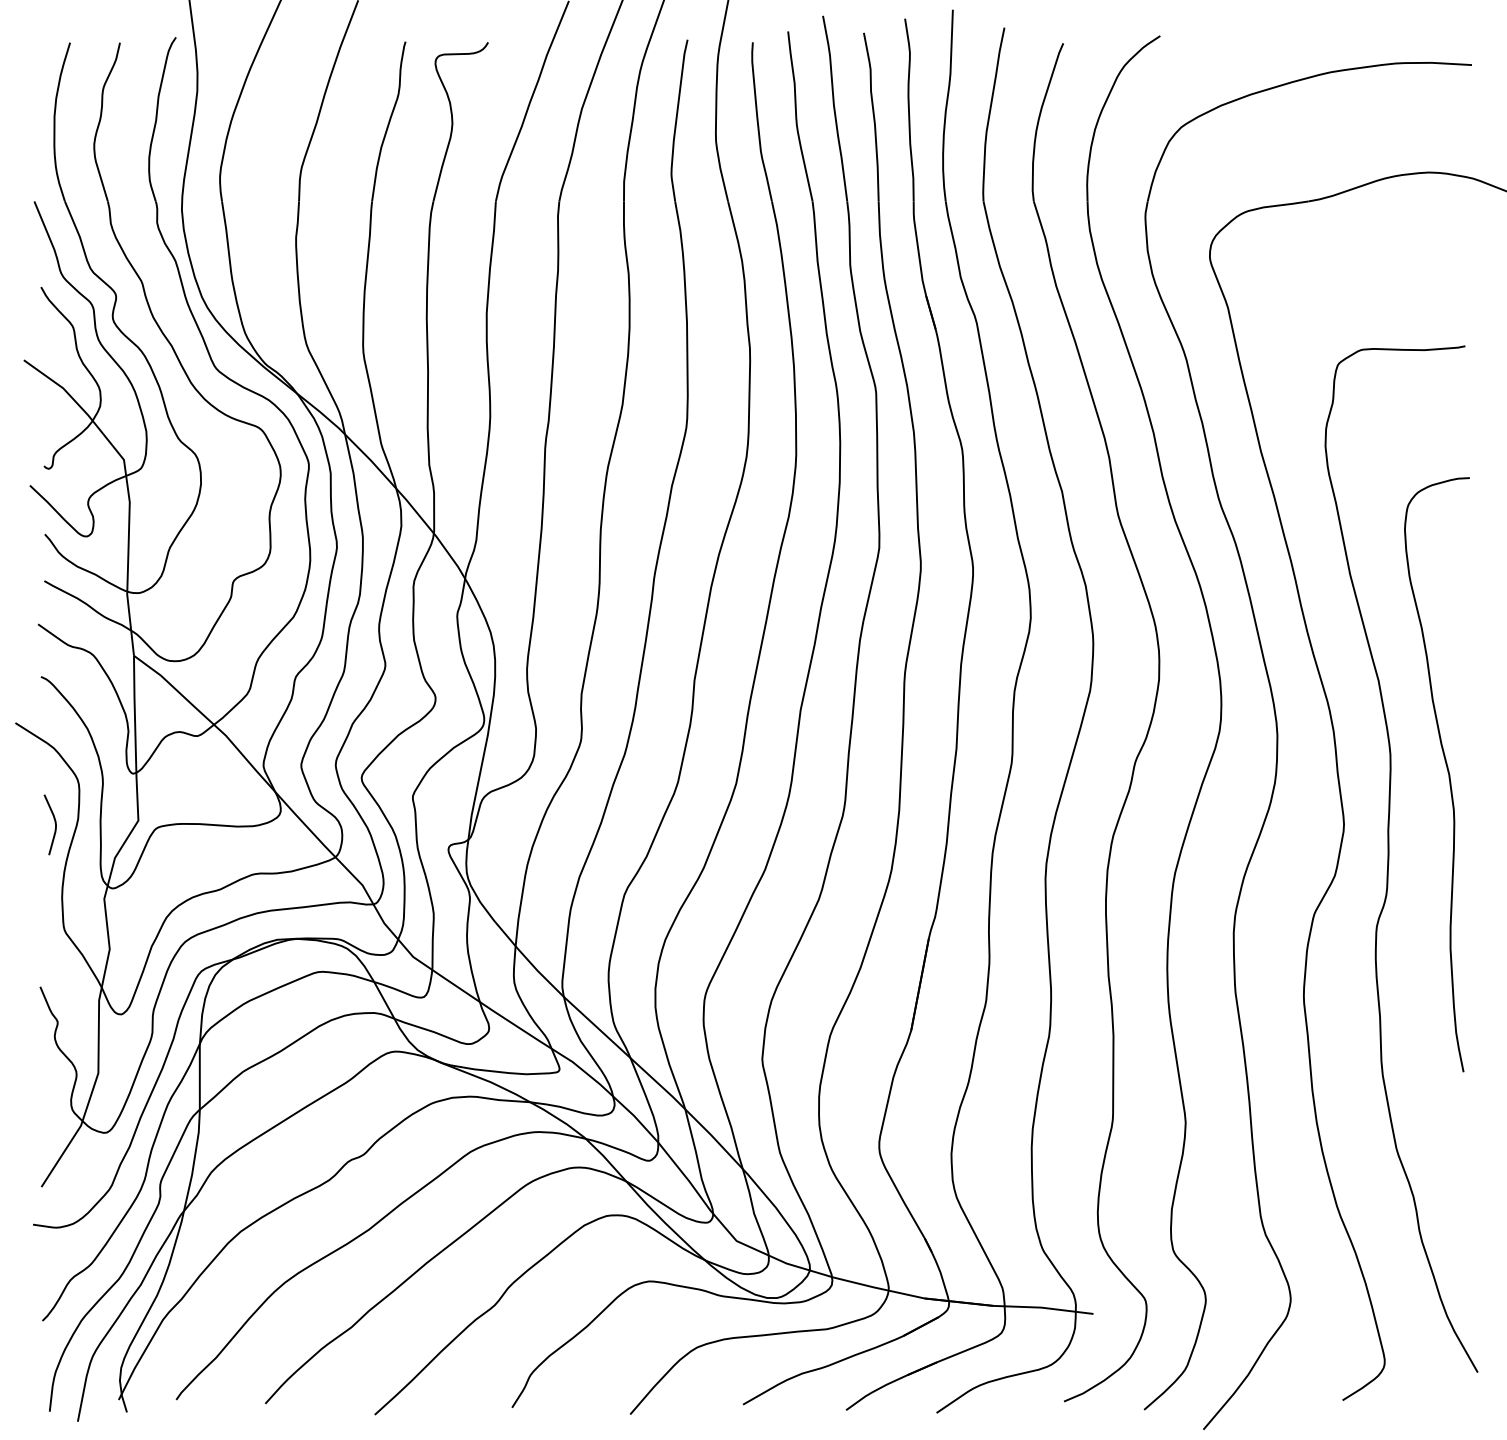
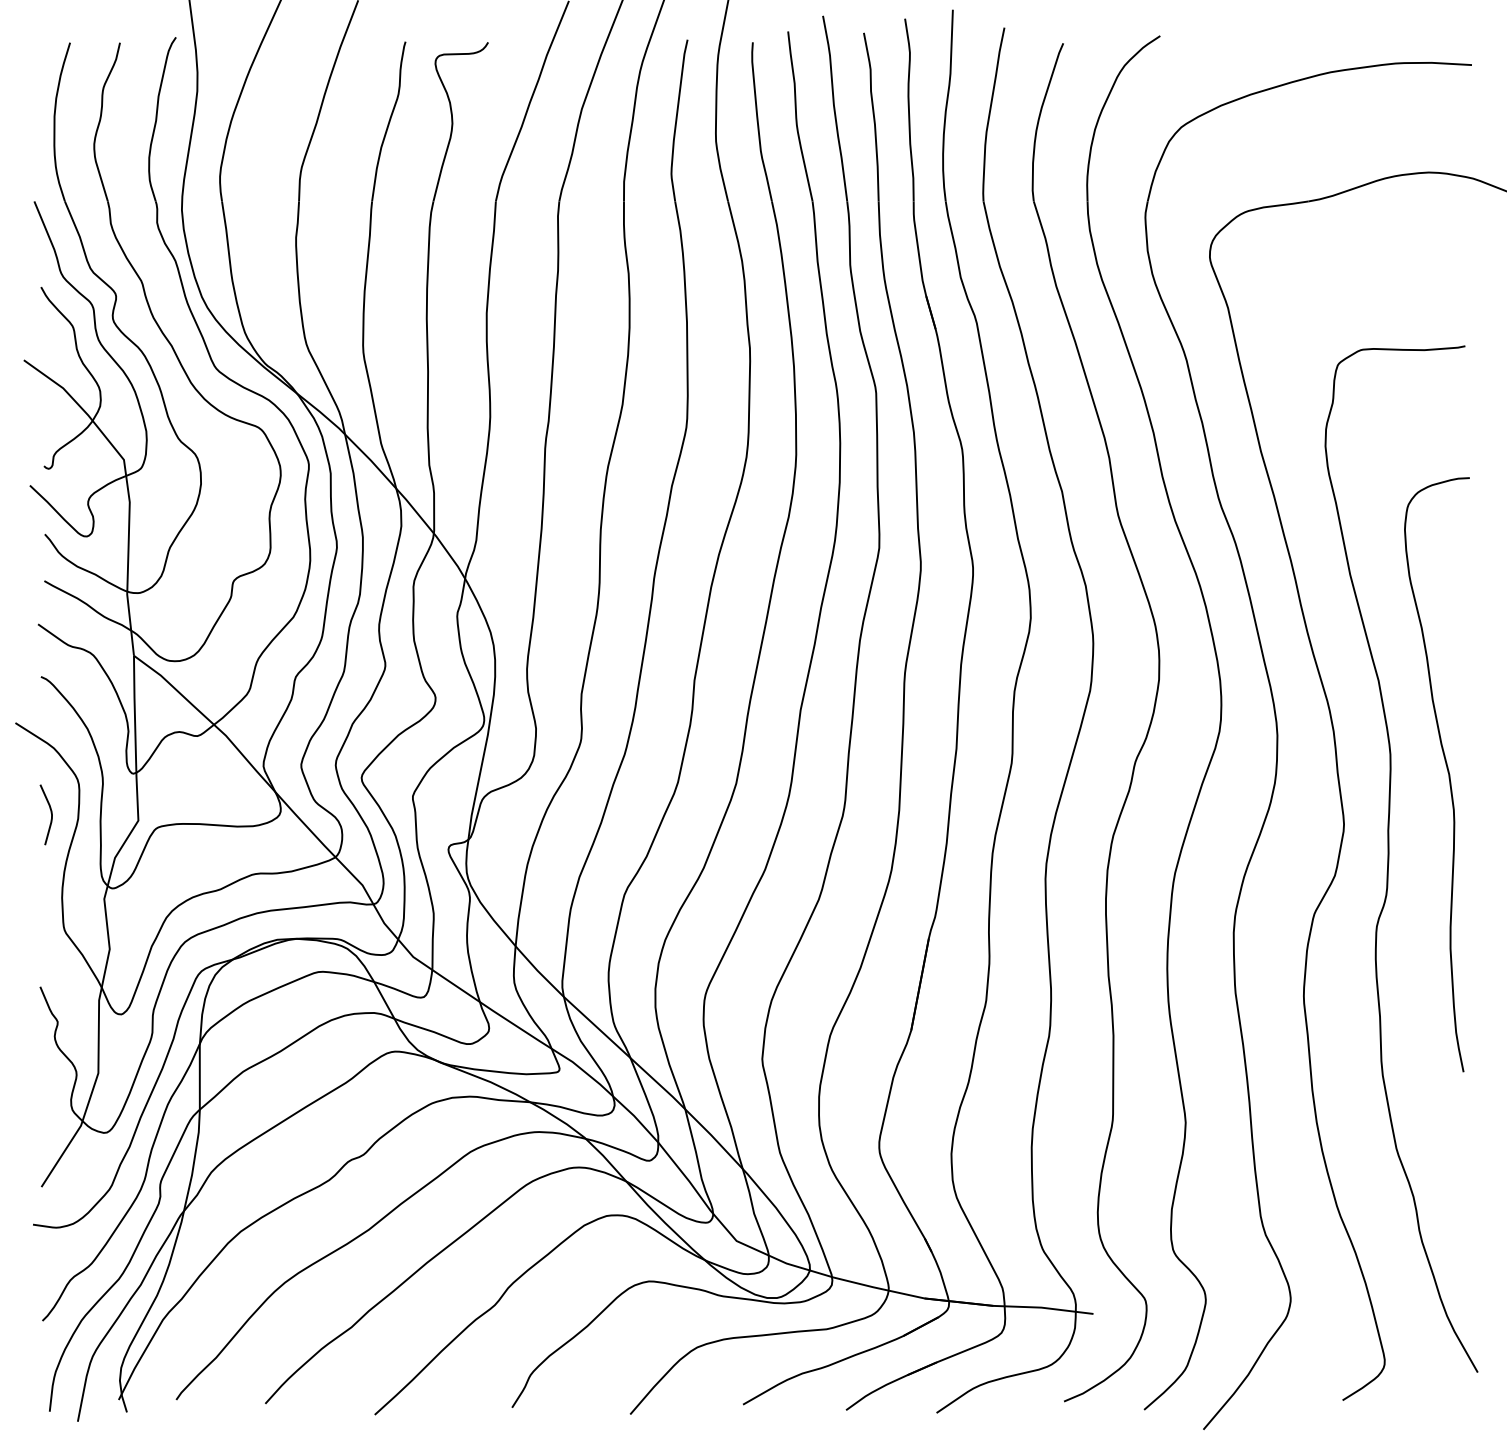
curve position: (54, 823) -> (50, 813) (50, 813)
